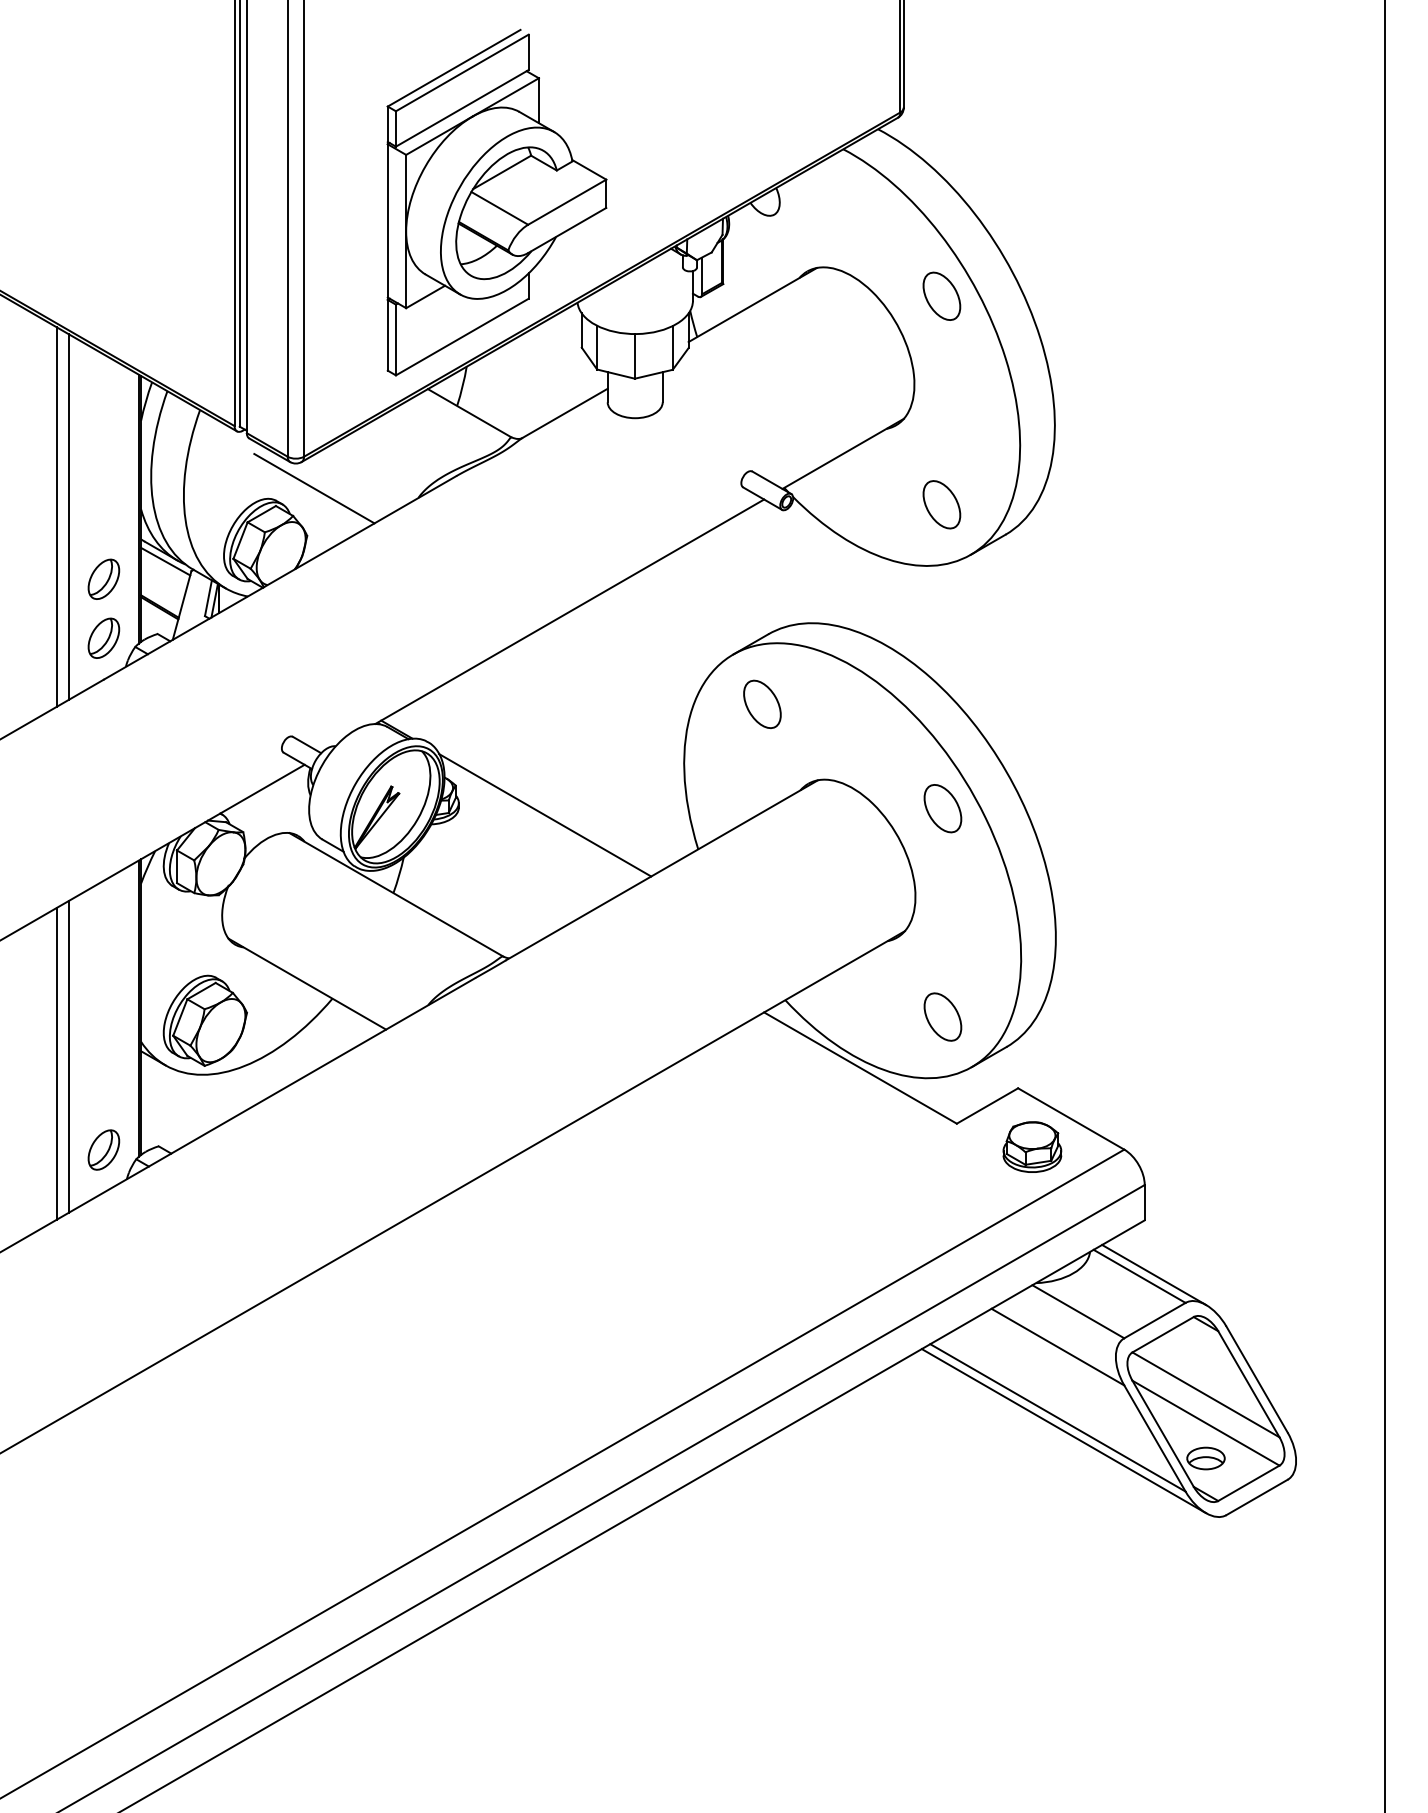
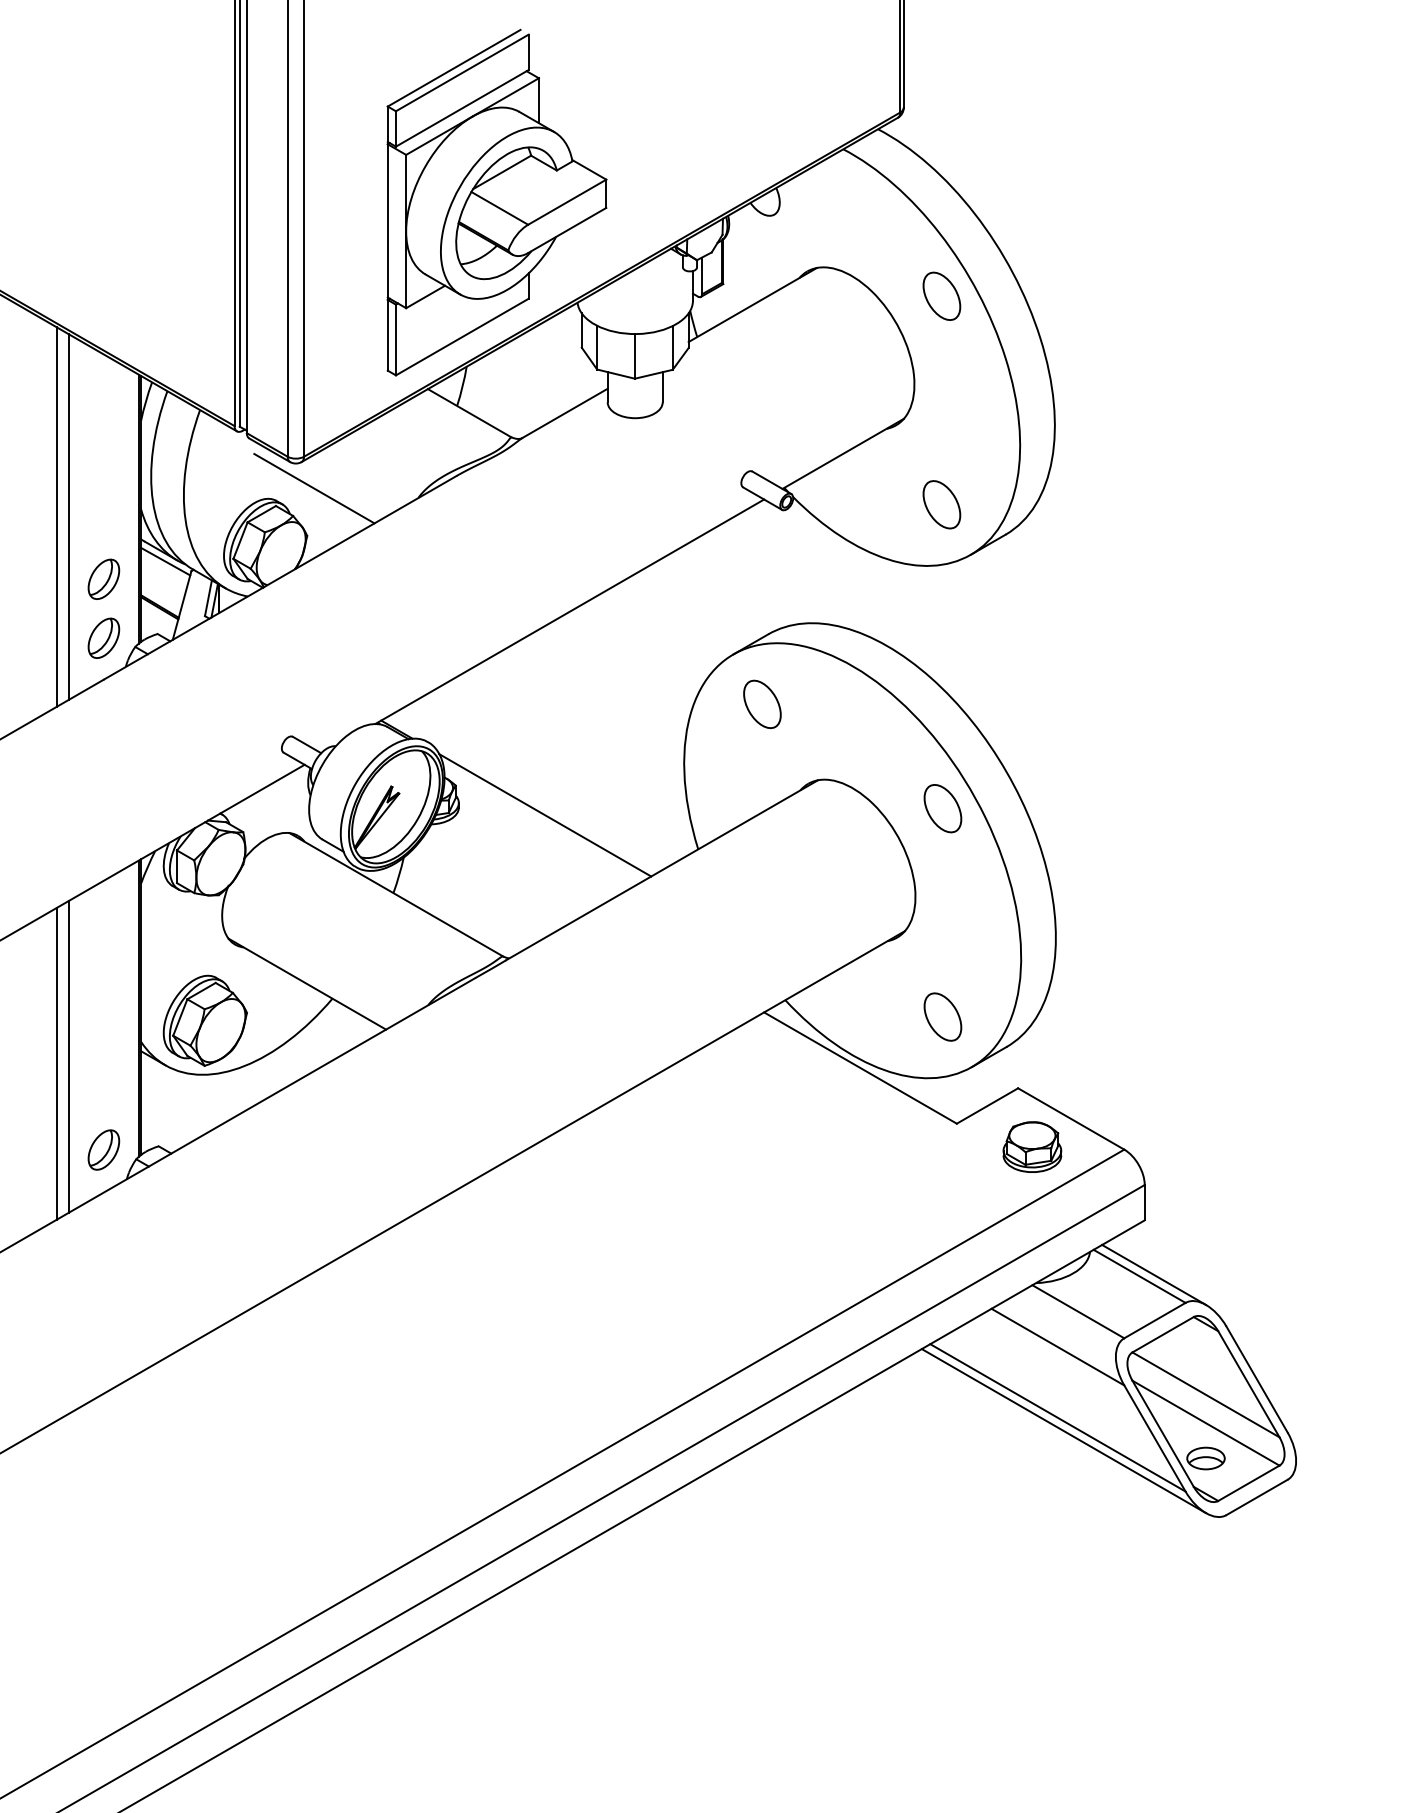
line: present -> none (1385, 905)
